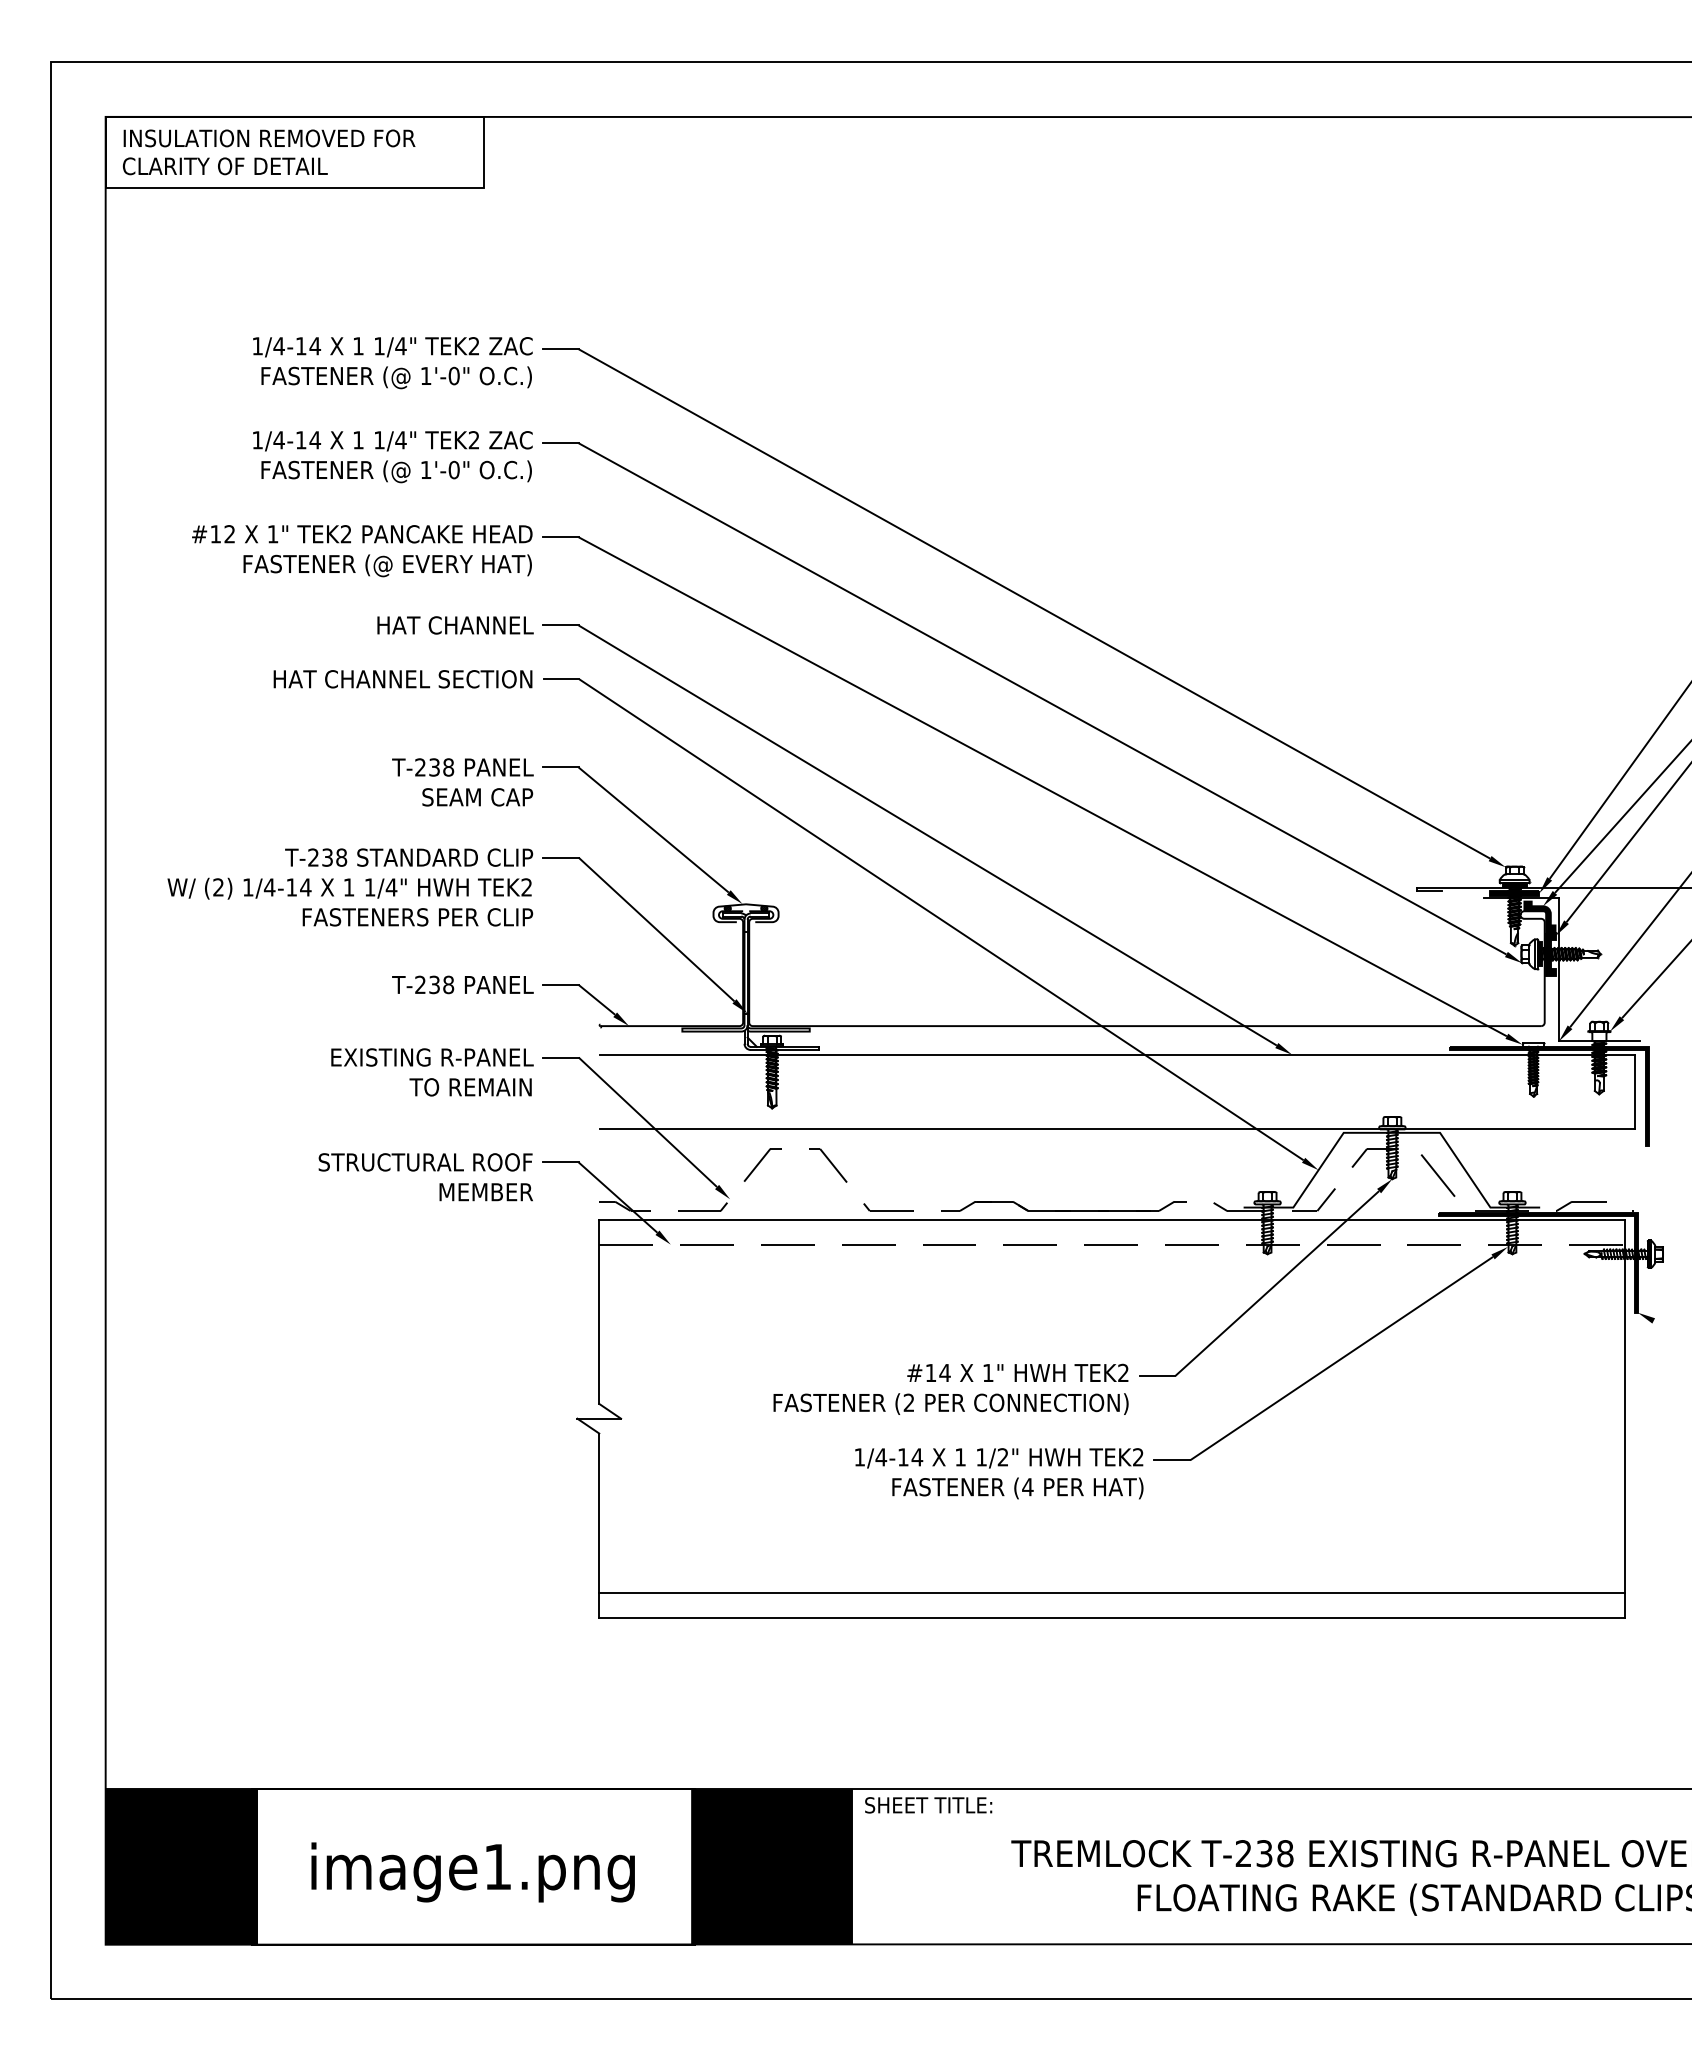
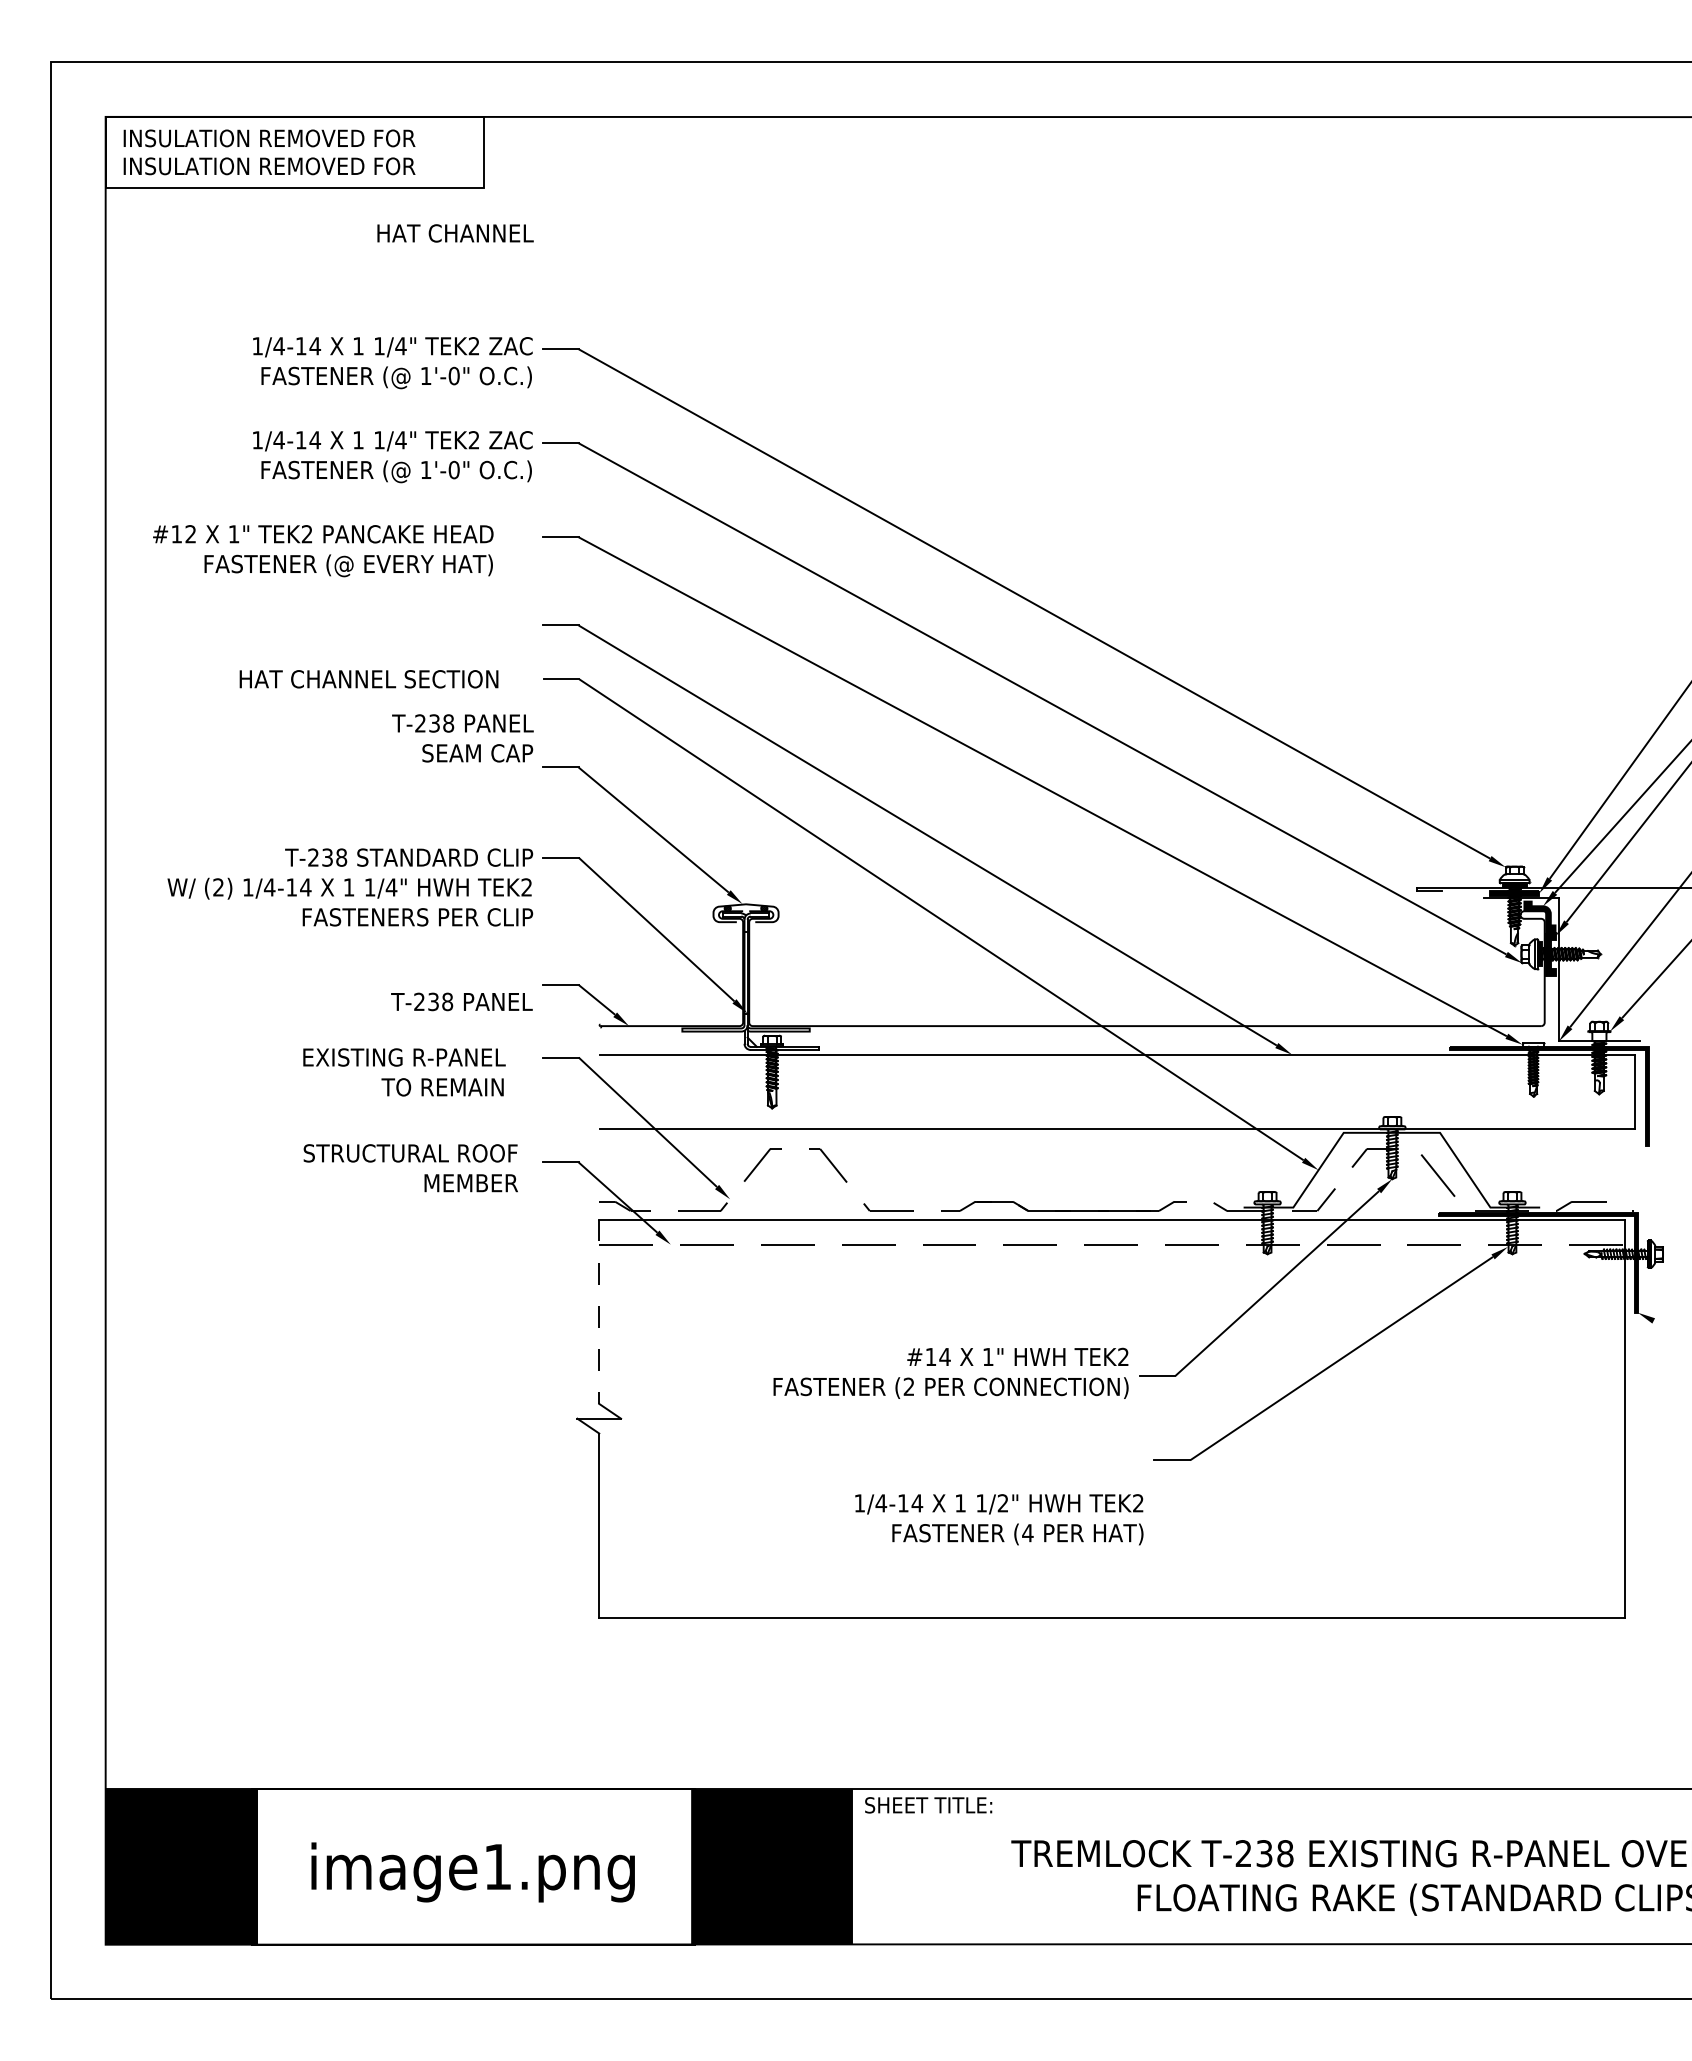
text: CLARITY OF DETAIL -> INSULATION REMOVED FOR (268, 166)
text position: (362, 551) -> (323, 551) (323, 551)
text position: (455, 625) -> (455, 233) (455, 233)
text position: (402, 679) -> (368, 679) (368, 679)
text position: (462, 782) -> (462, 738) (462, 738)
text position: (462, 984) -> (461, 1001) (461, 1001)
text position: (432, 1072) -> (404, 1072) (404, 1072)
text position: (425, 1177) -> (410, 1168) (410, 1168)
line: solid -> dashed (599, 1312)
text position: (950, 1388) -> (950, 1372) (950, 1372)
text position: (999, 1473) -> (999, 1519) (999, 1519)
line: present -> none (1112, 1592)
